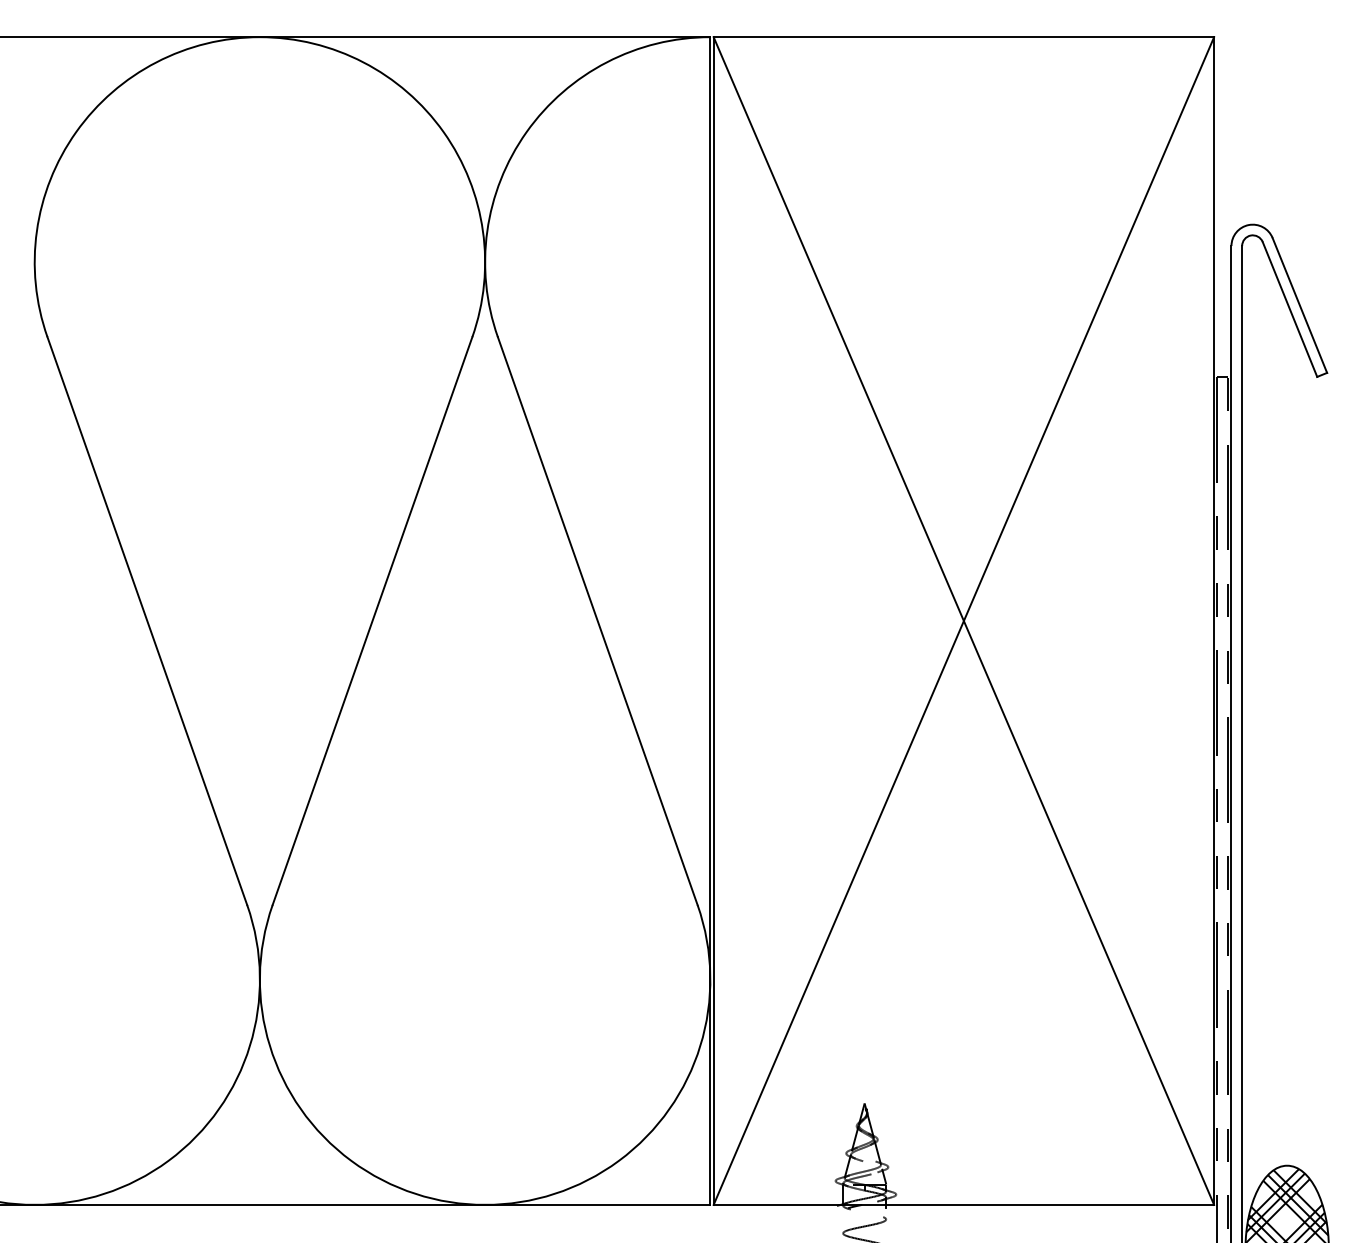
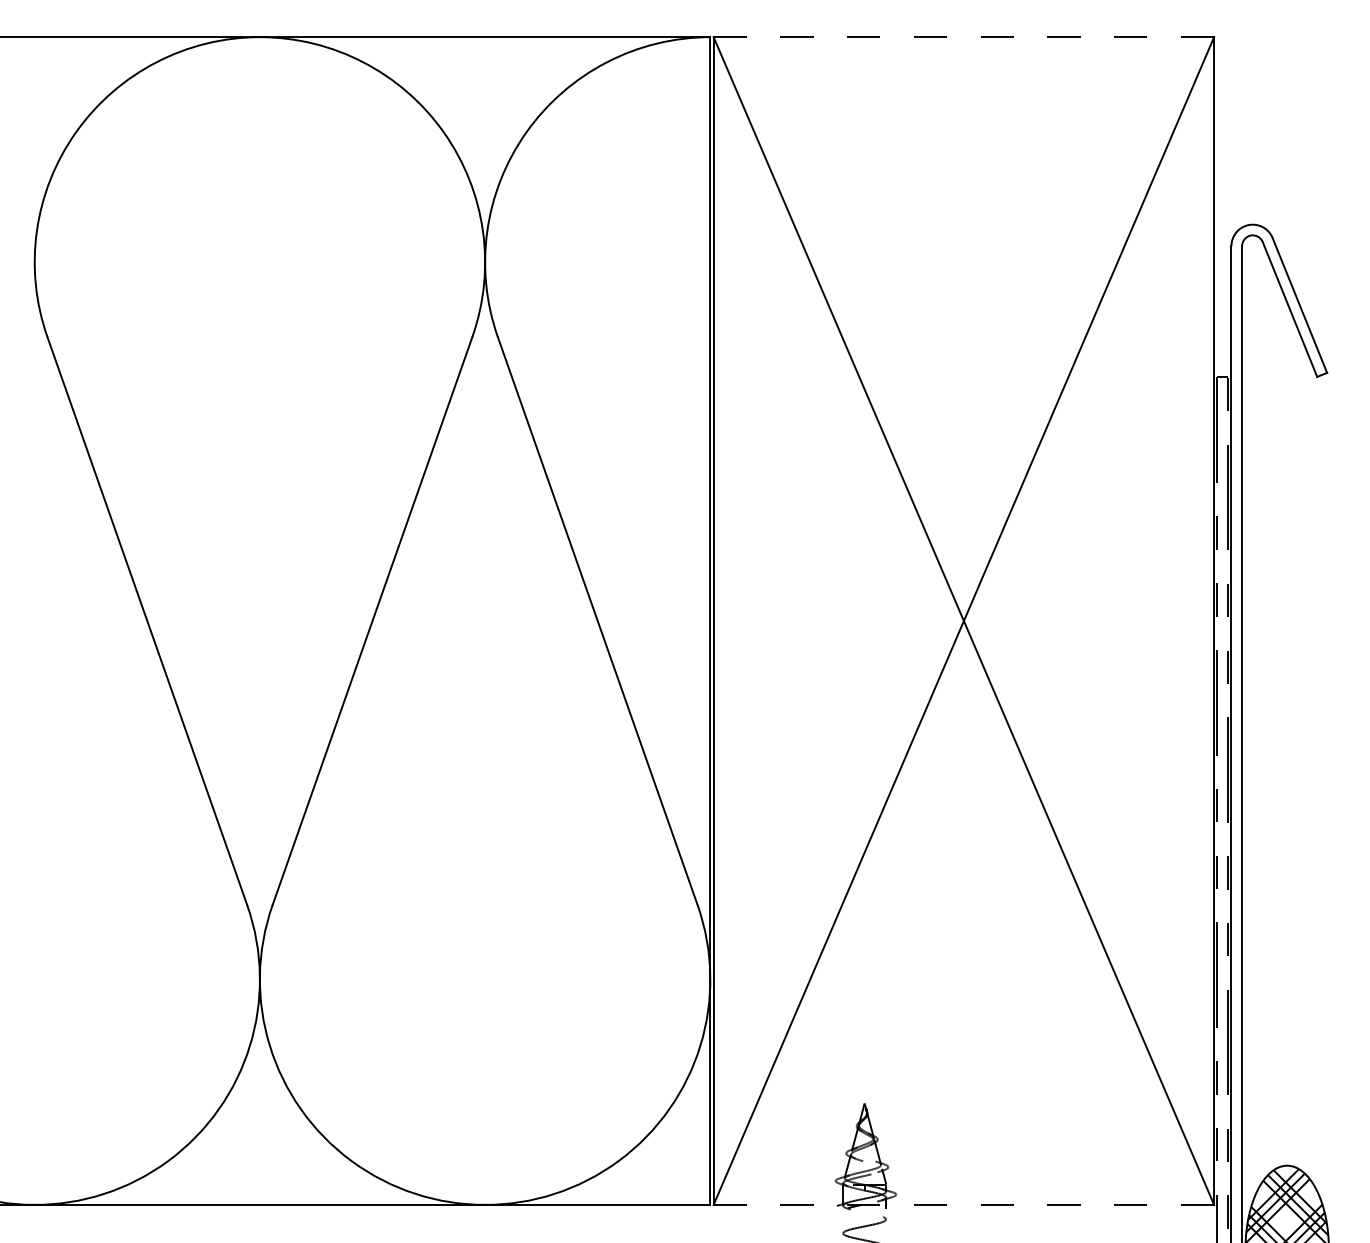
line: solid -> dashed (964, 37)
line: solid -> dashed (963, 1204)
